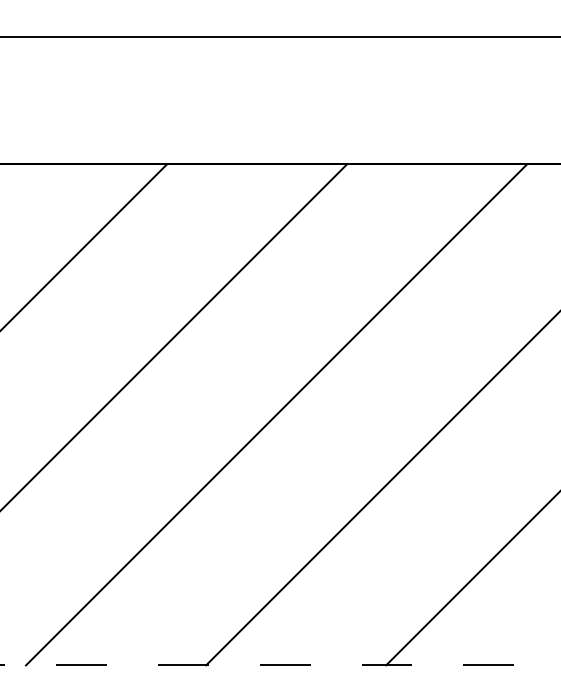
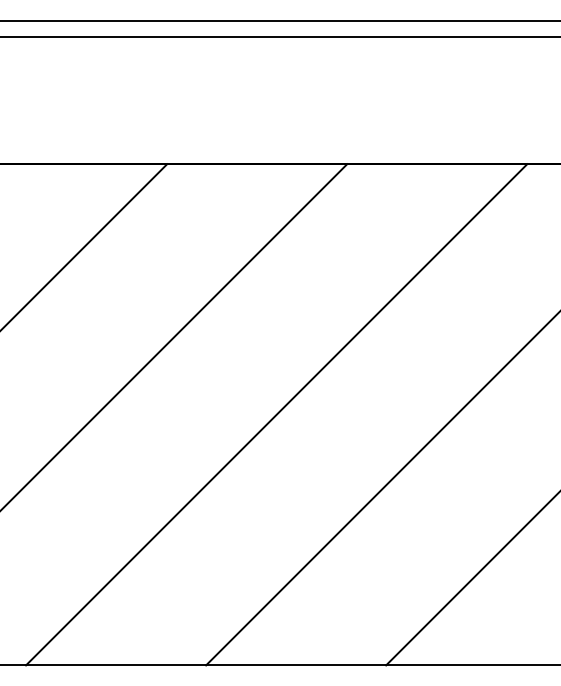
line: none -> present (279, 20)
line: dashed -> solid (280, 665)
